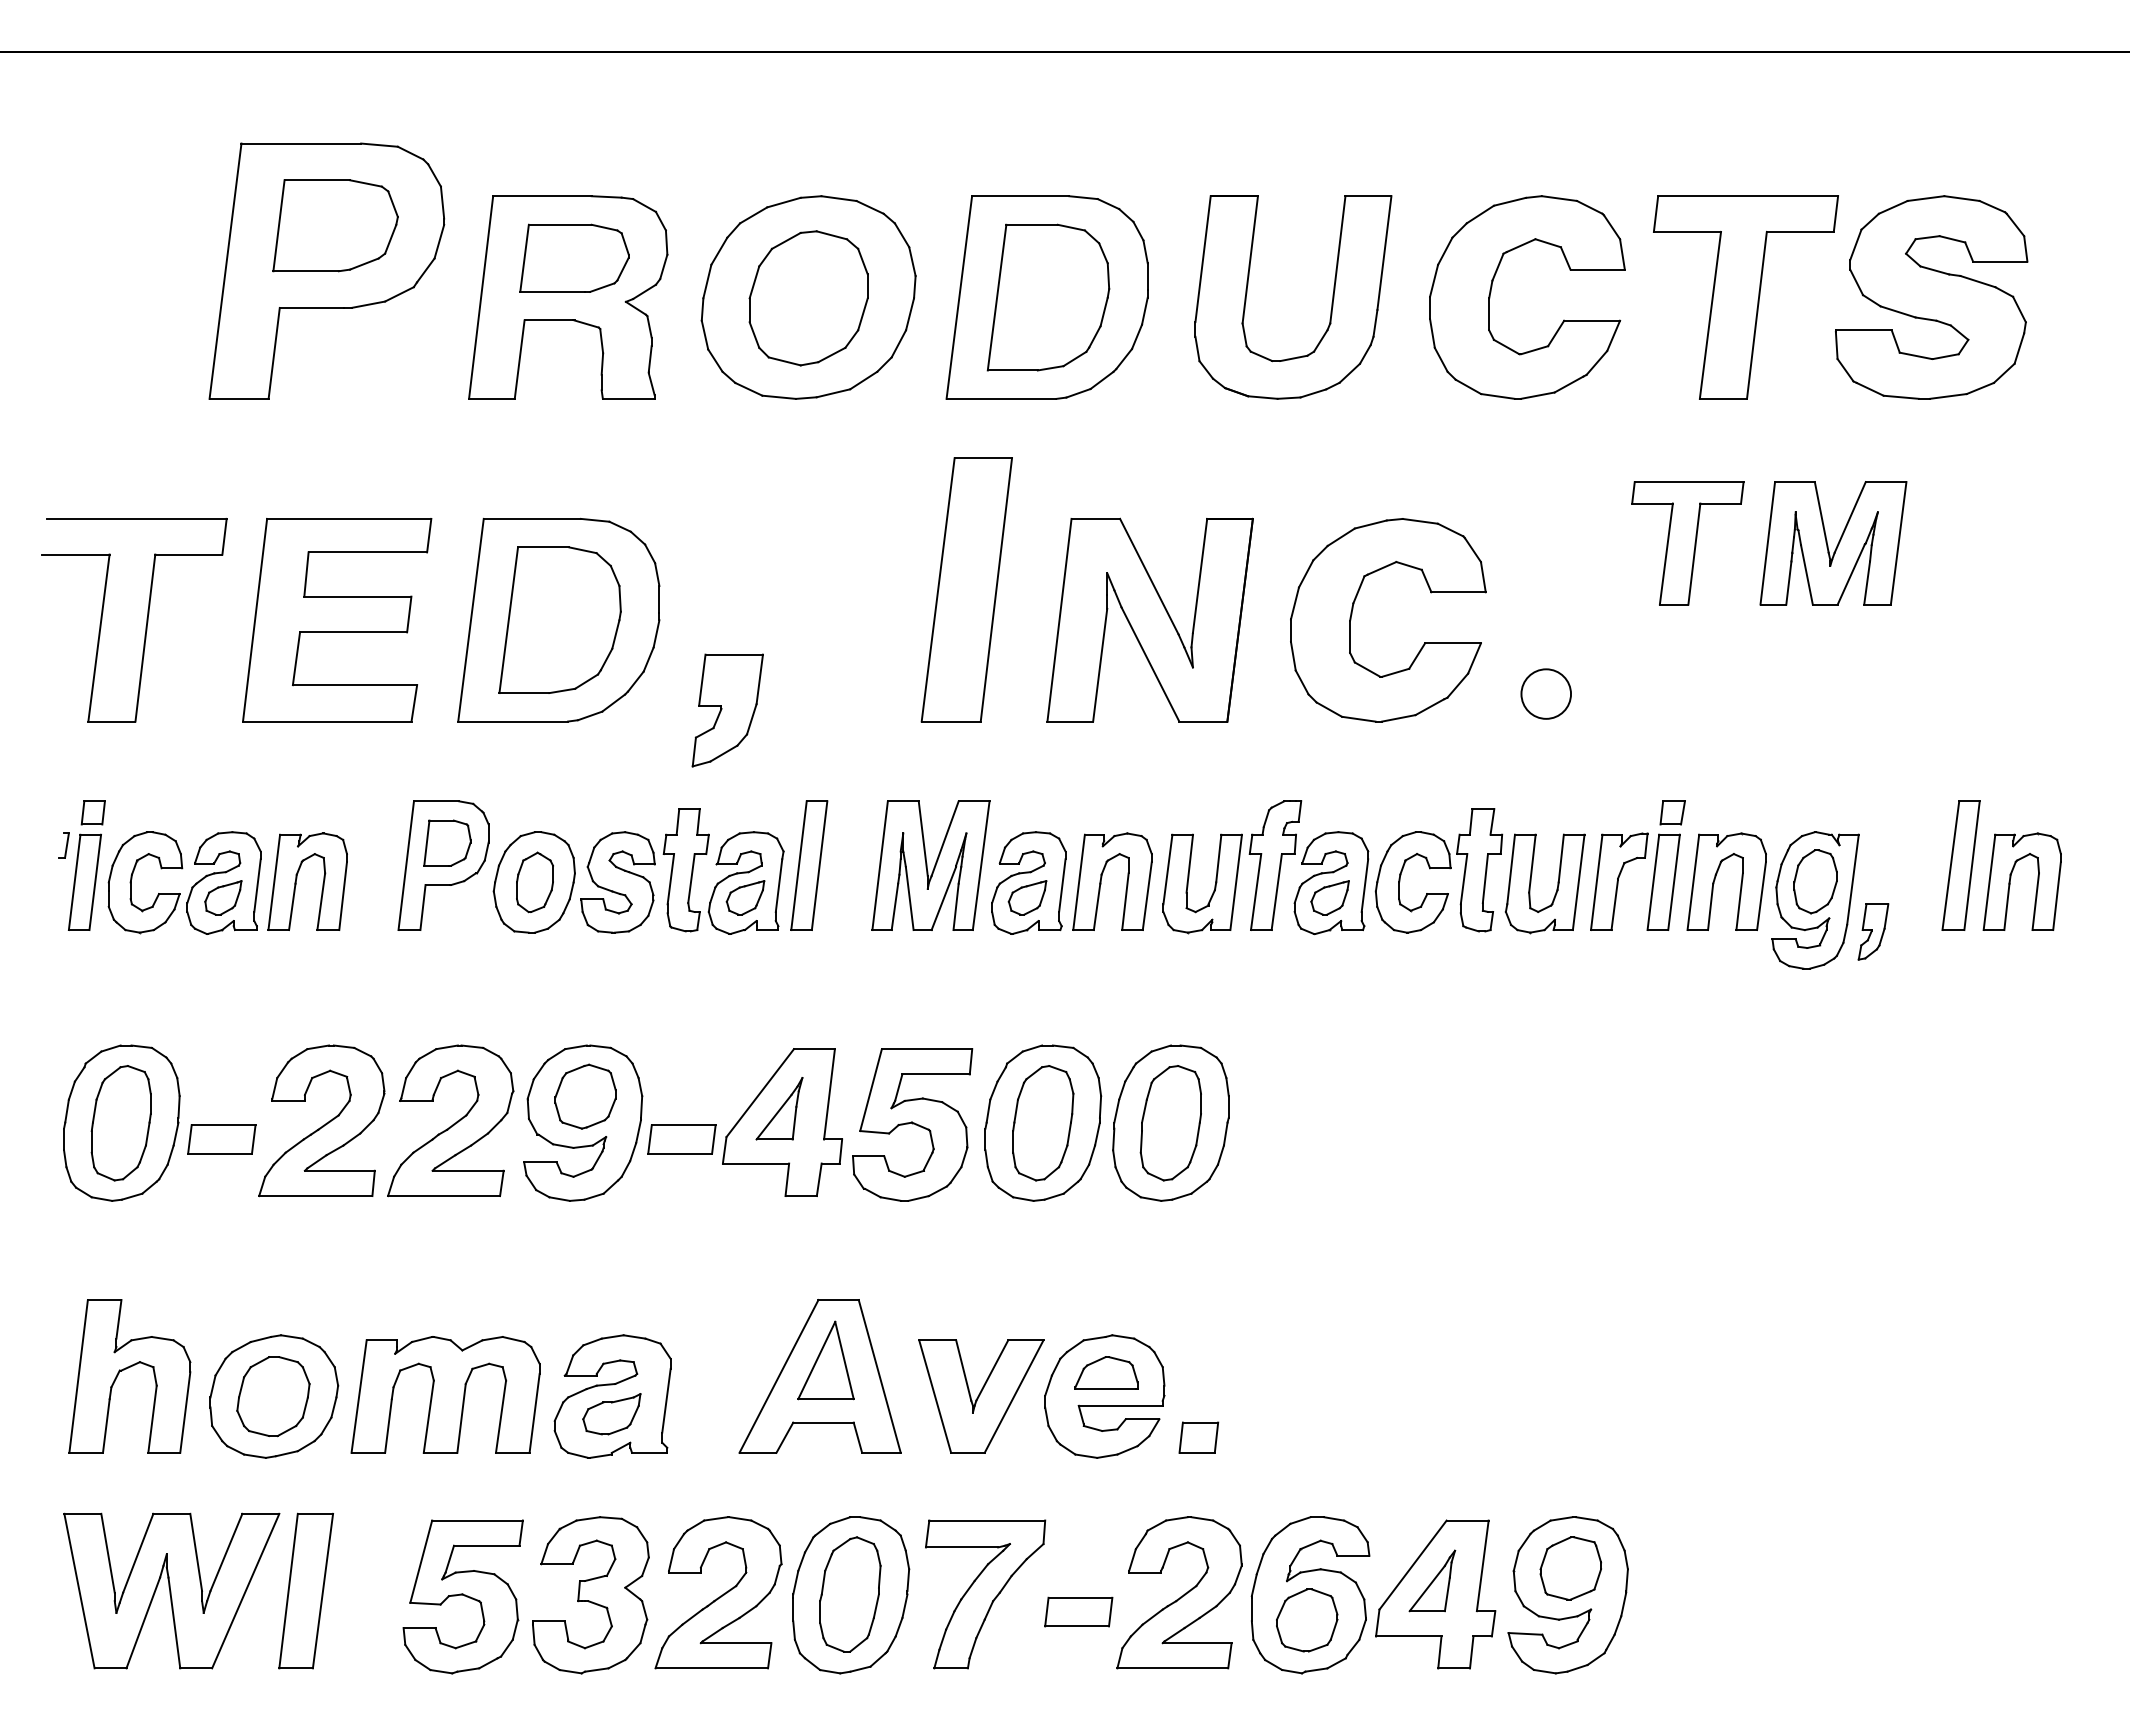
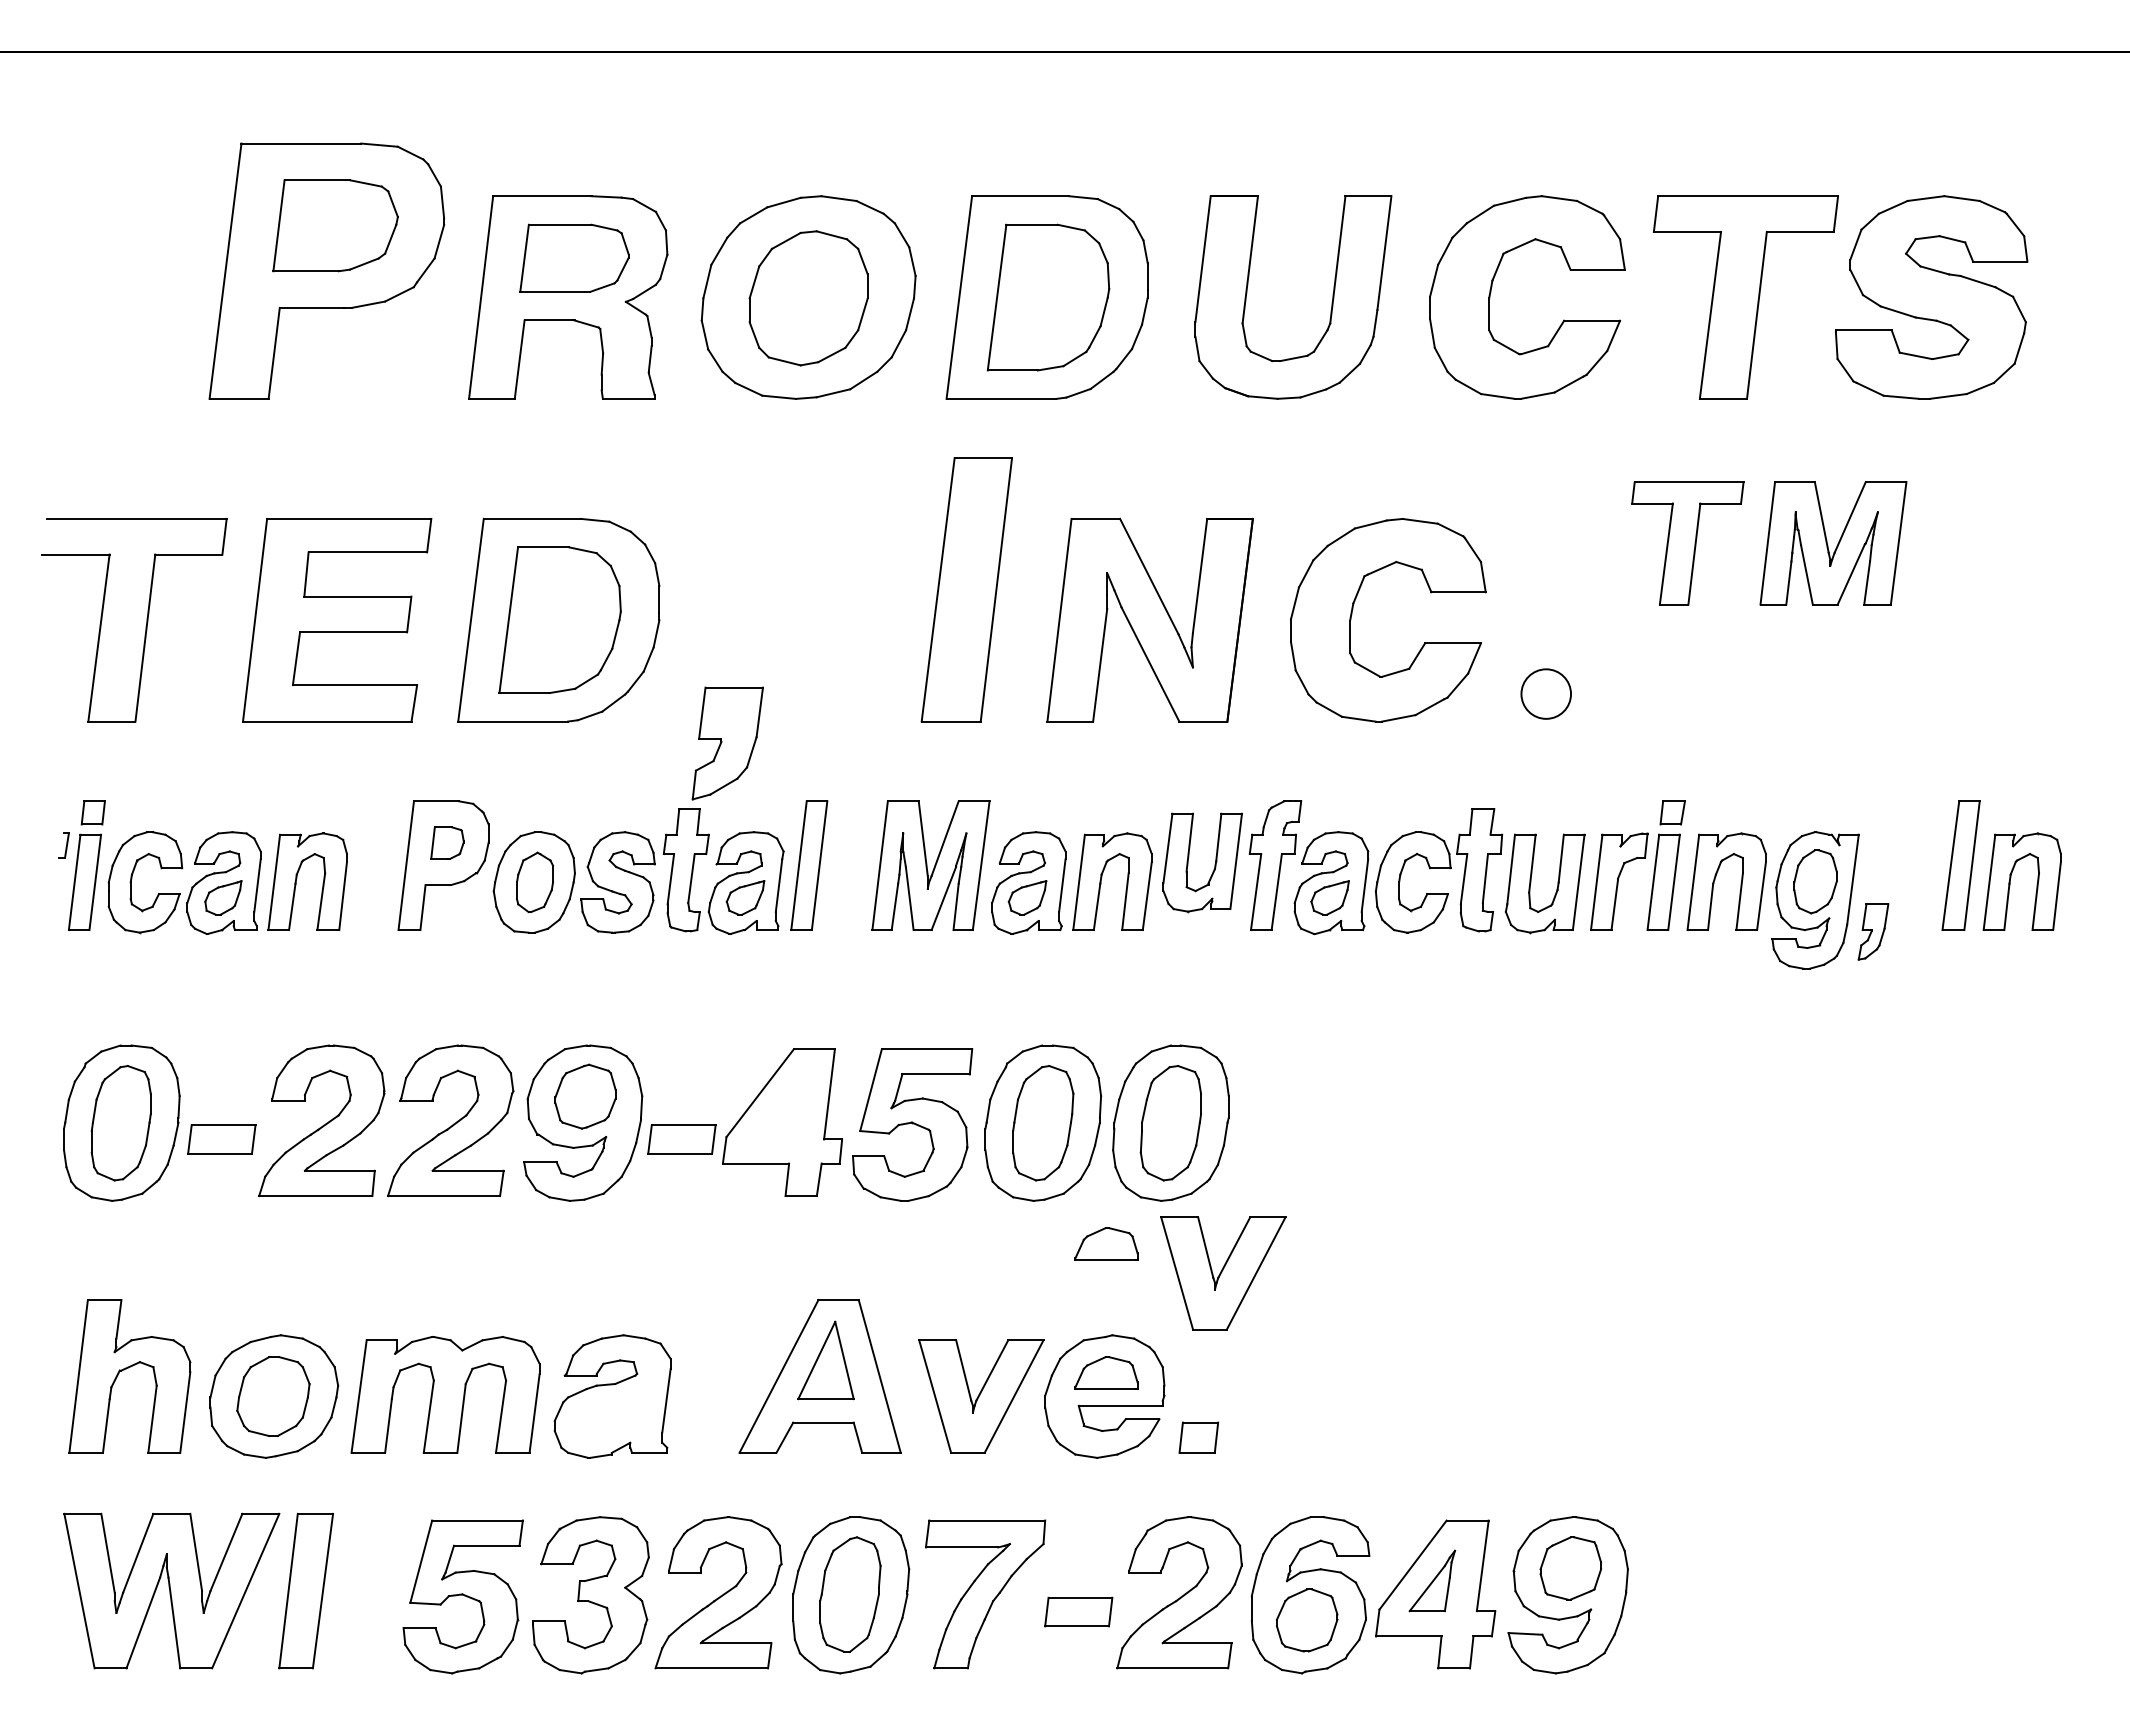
part position: (727, 710) -> (727, 743) (727, 743)
part size: 49x48 px -> 35x34 px (447, 842)
part position: (1214, 885) -> (1214, 864) (1214, 864)
part: present -> none (779, 1108)
part: none -> present (1106, 1243)
part: none -> present (1223, 1273)
part: present -> none (611, 1414)
